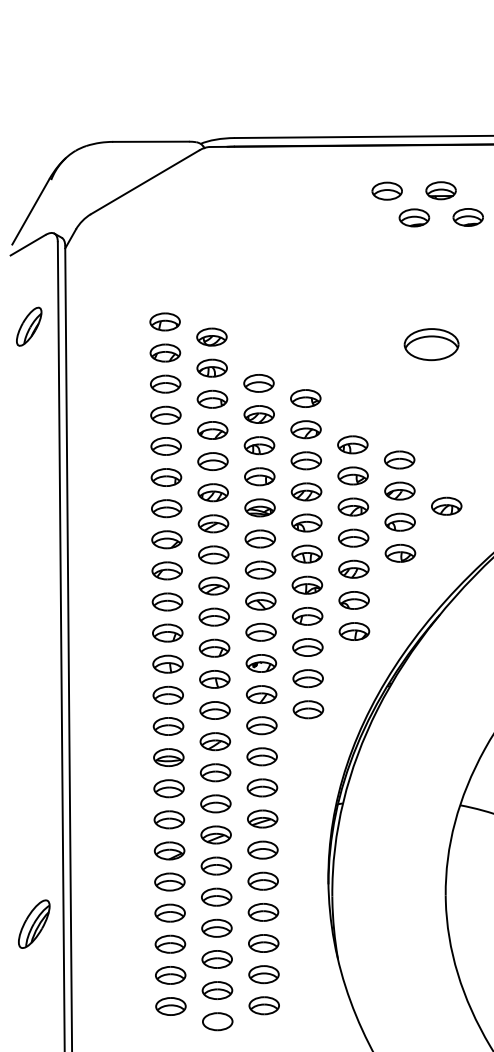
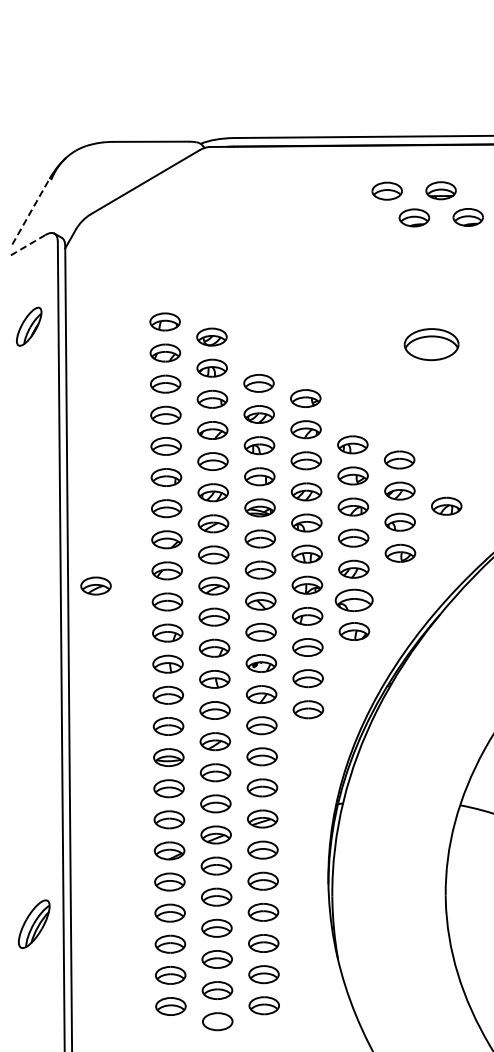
line: solid -> dashed (30, 211)
line: solid -> dashed (27, 245)
part: none -> present (95, 585)
part size: 32x19 px -> 40x24 px (353, 599)
